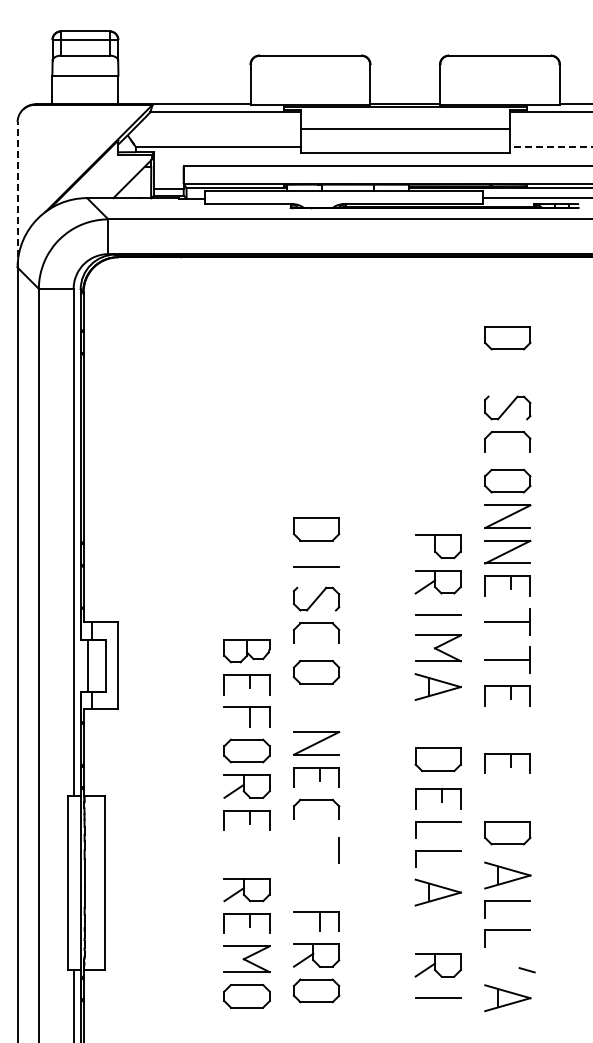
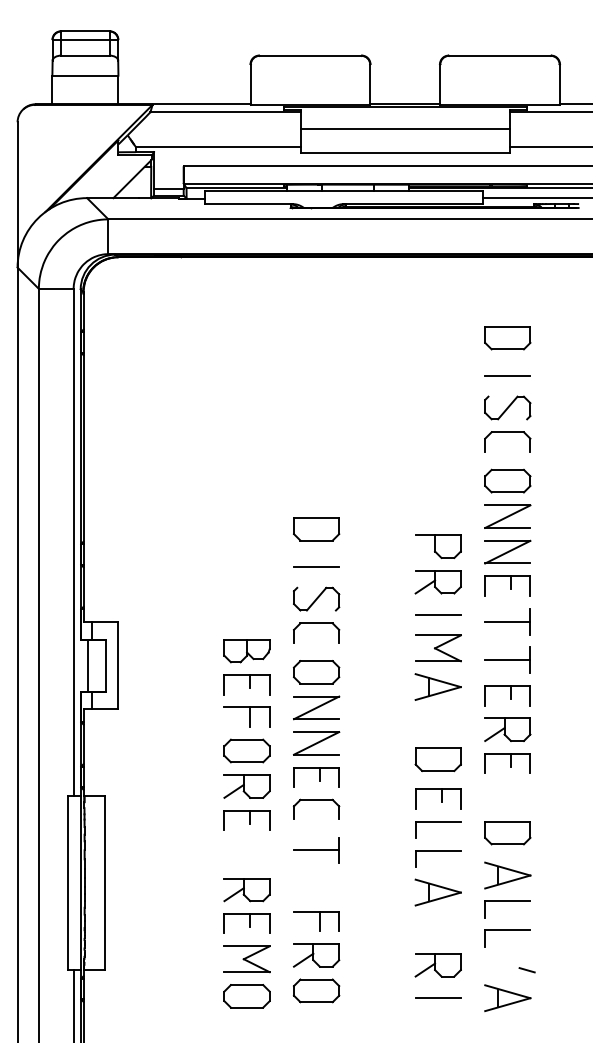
line: dashed -> solid (550, 146)
line: dashed -> solid (17, 194)
line: none -> present (507, 376)
part: none -> present (316, 707)
part: none -> present (507, 729)
line: none -> present (316, 850)
